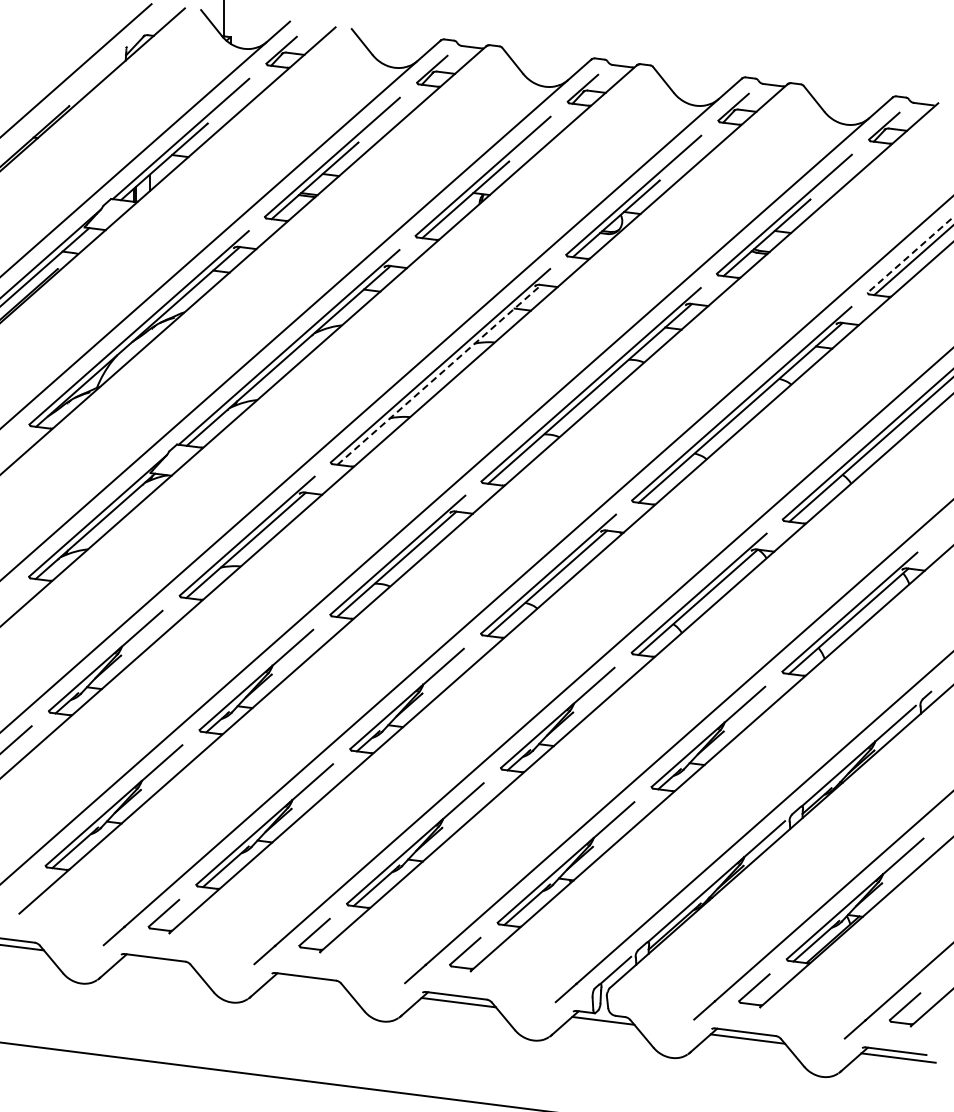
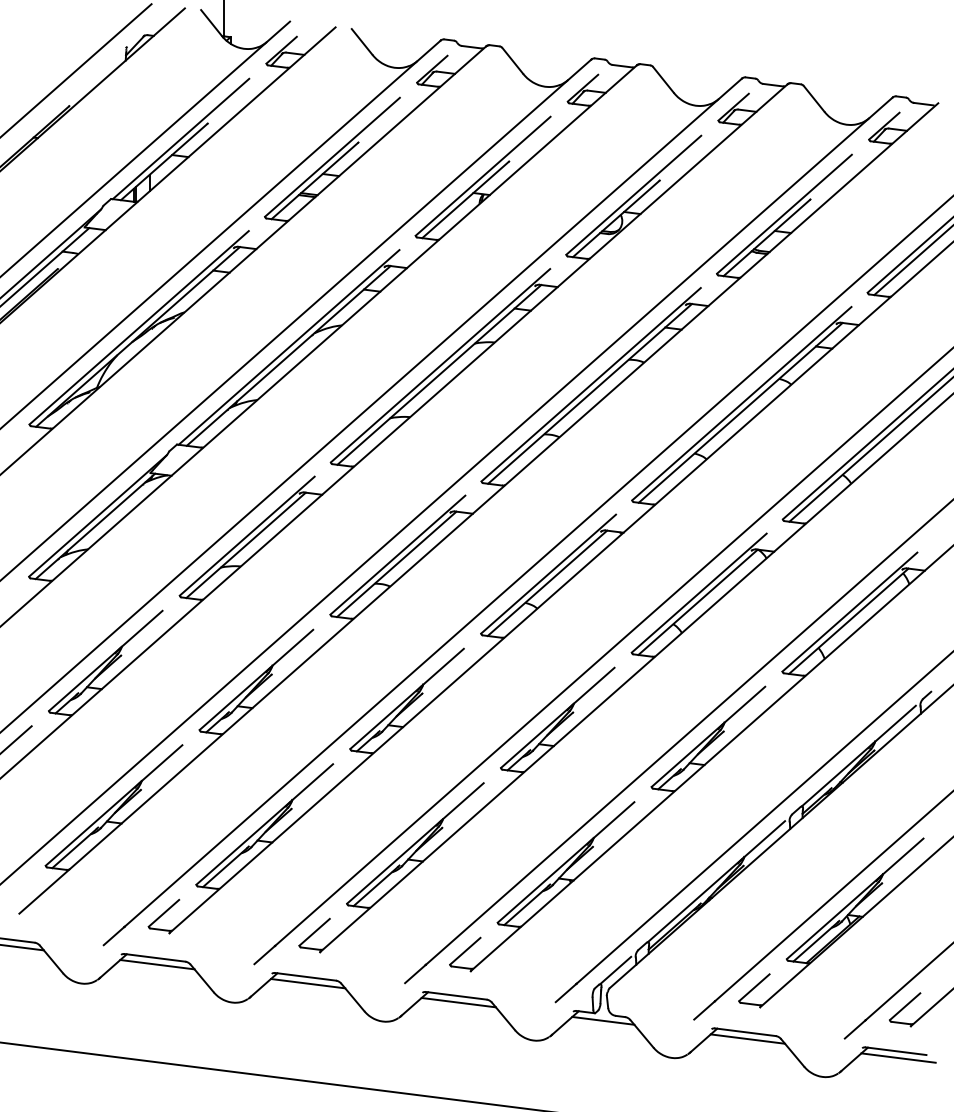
line: dashed -> solid (910, 255)
line: dashed -> solid (439, 374)
line: none -> present (157, 964)
line: none -> present (307, 983)
